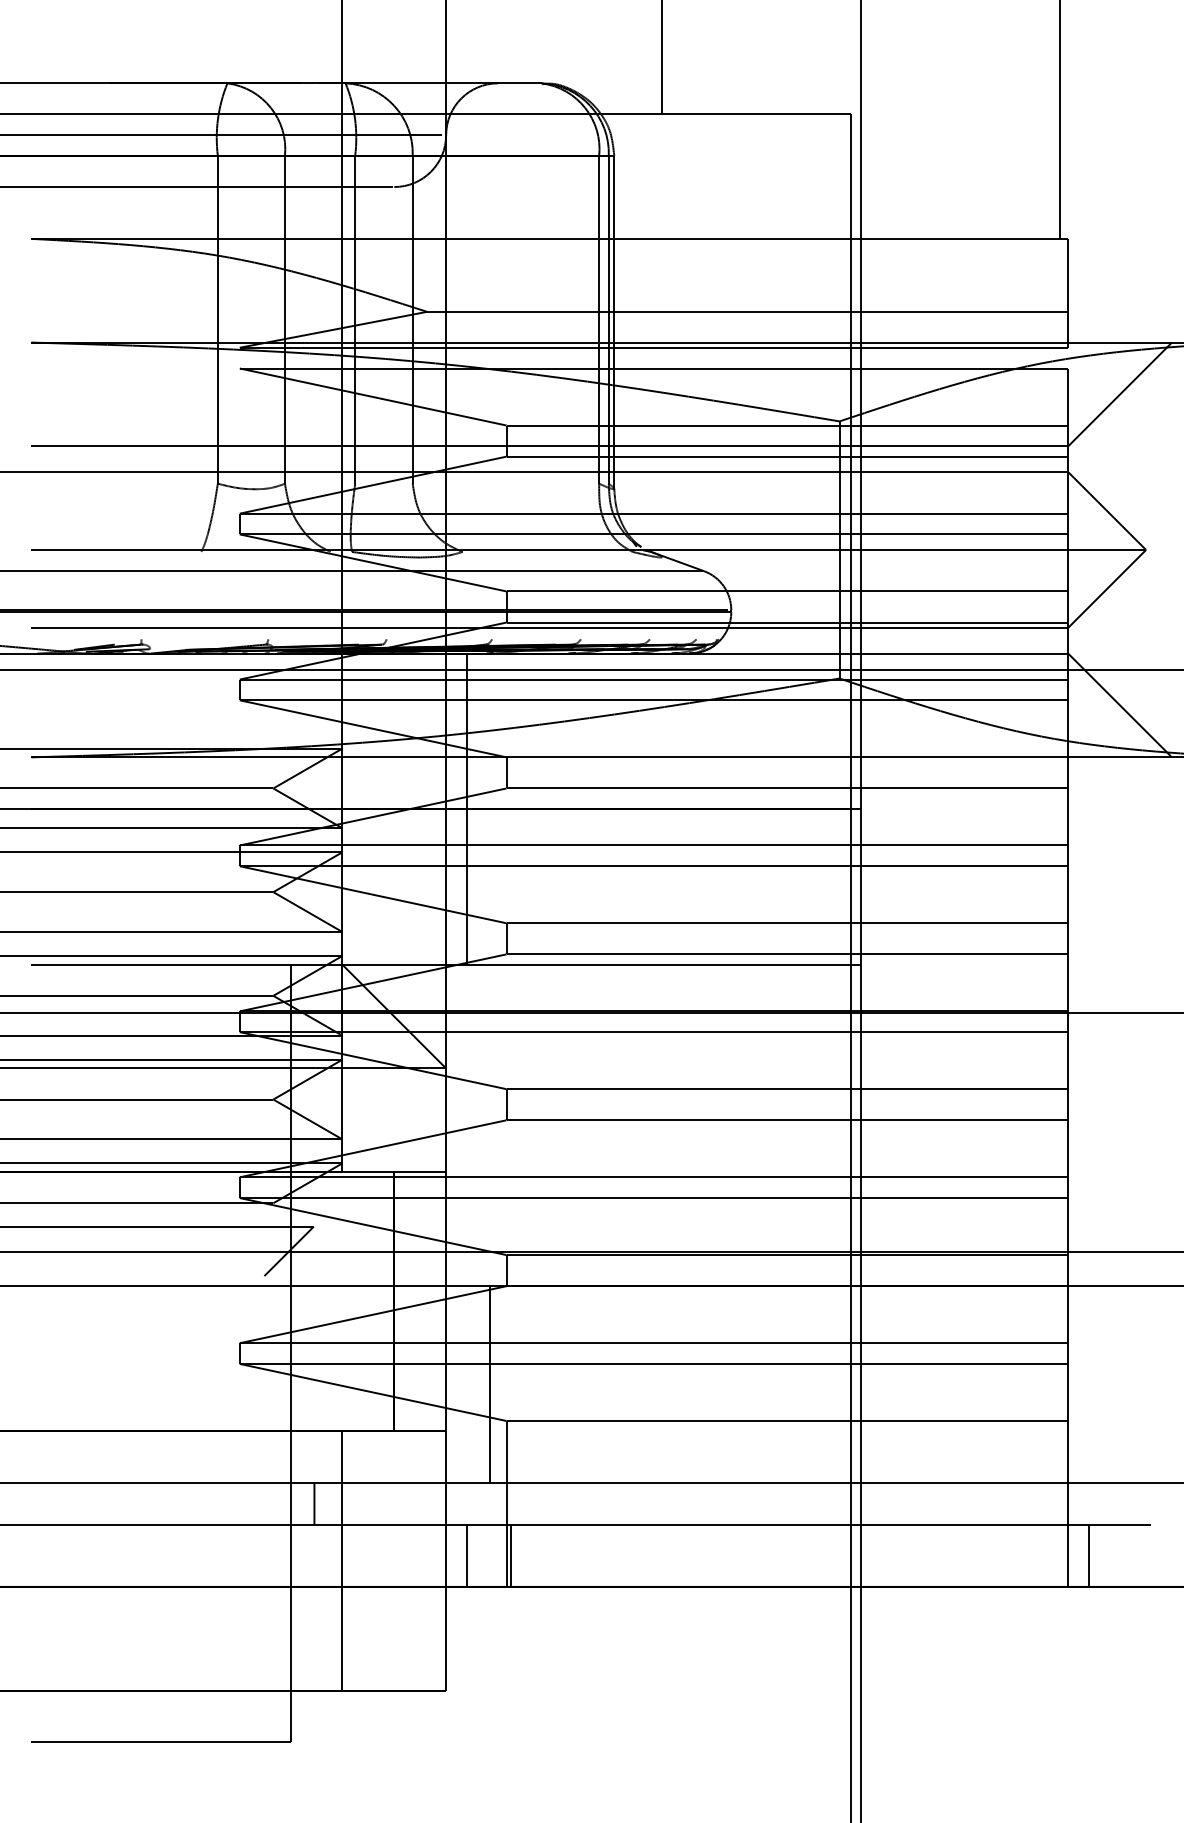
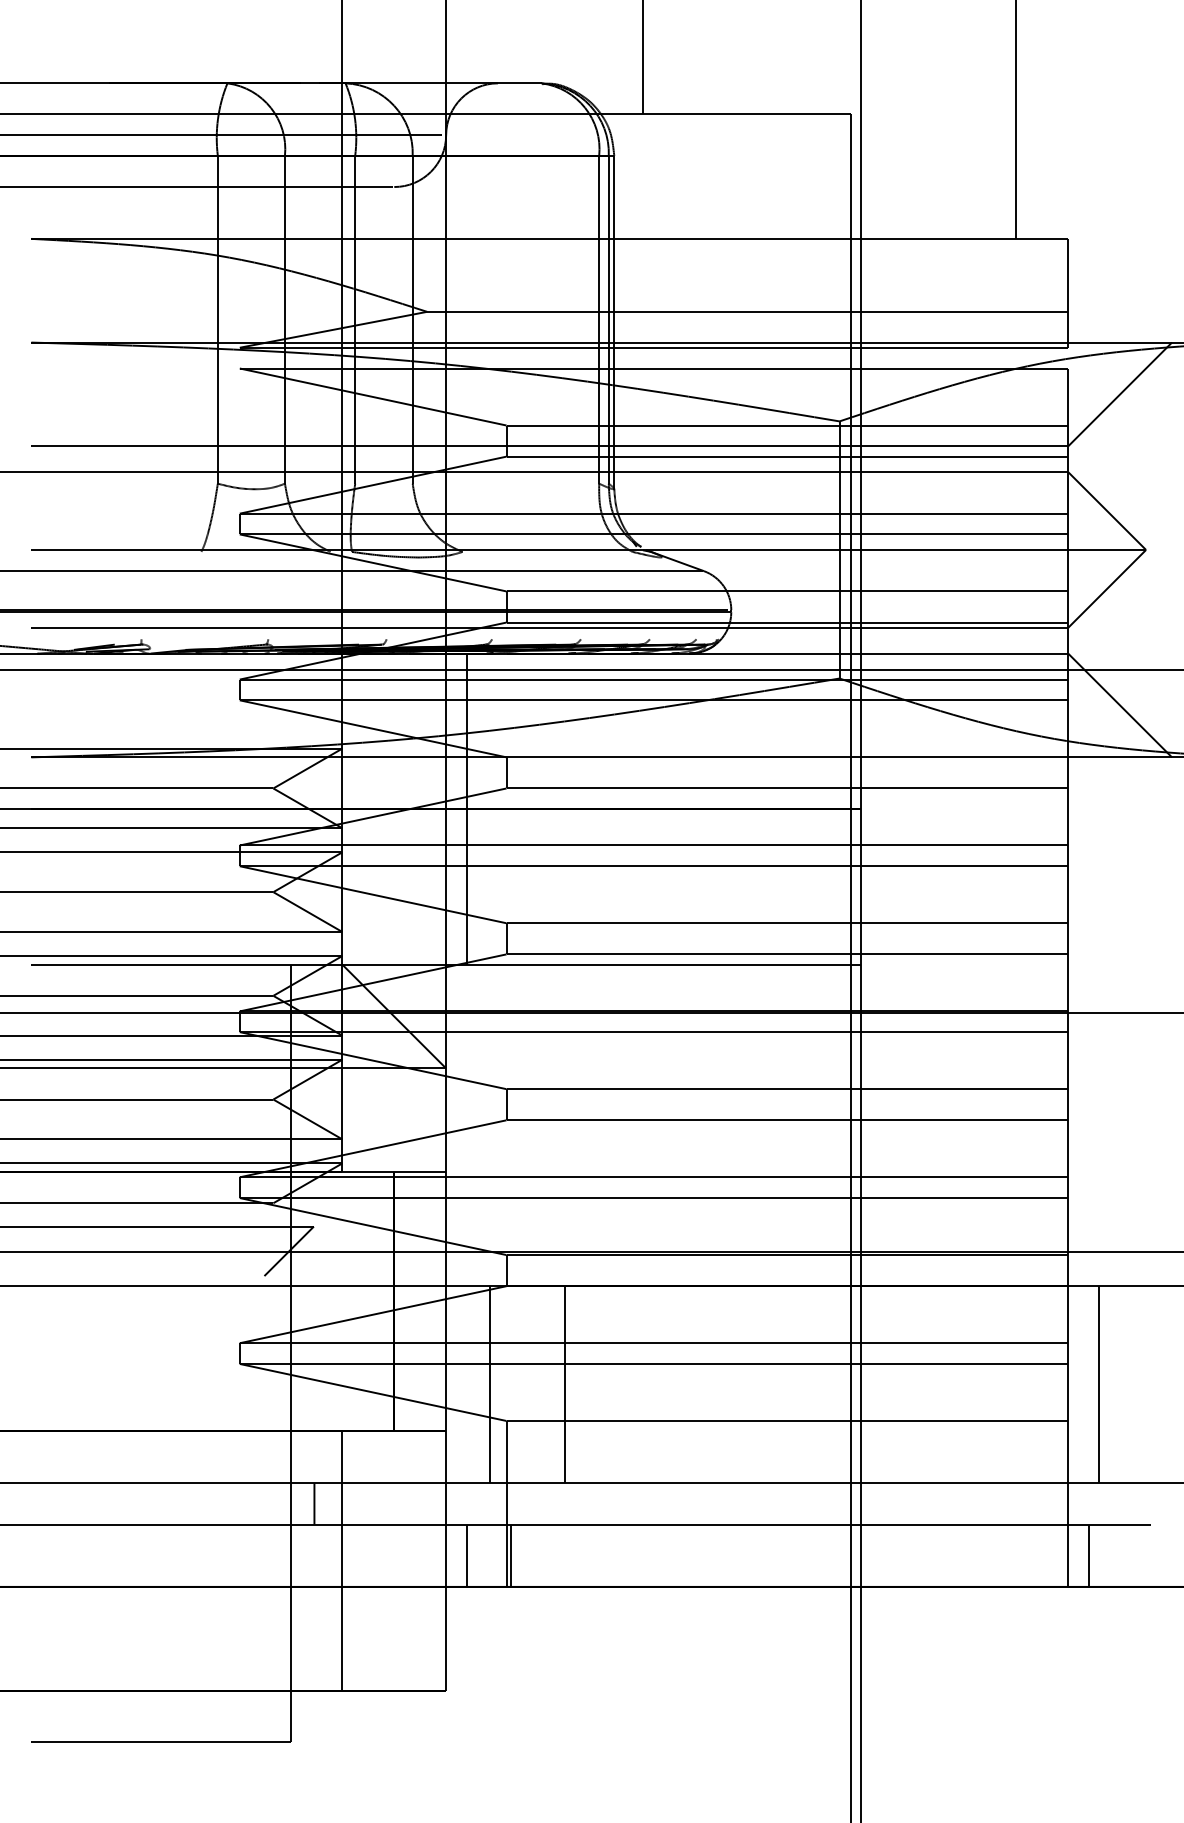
line position: (662, 58) -> (643, 58) (643, 58)
line position: (1060, 120) -> (1016, 120) (1016, 120)
line: none -> present (565, 1384)
line: none -> present (1099, 1384)
